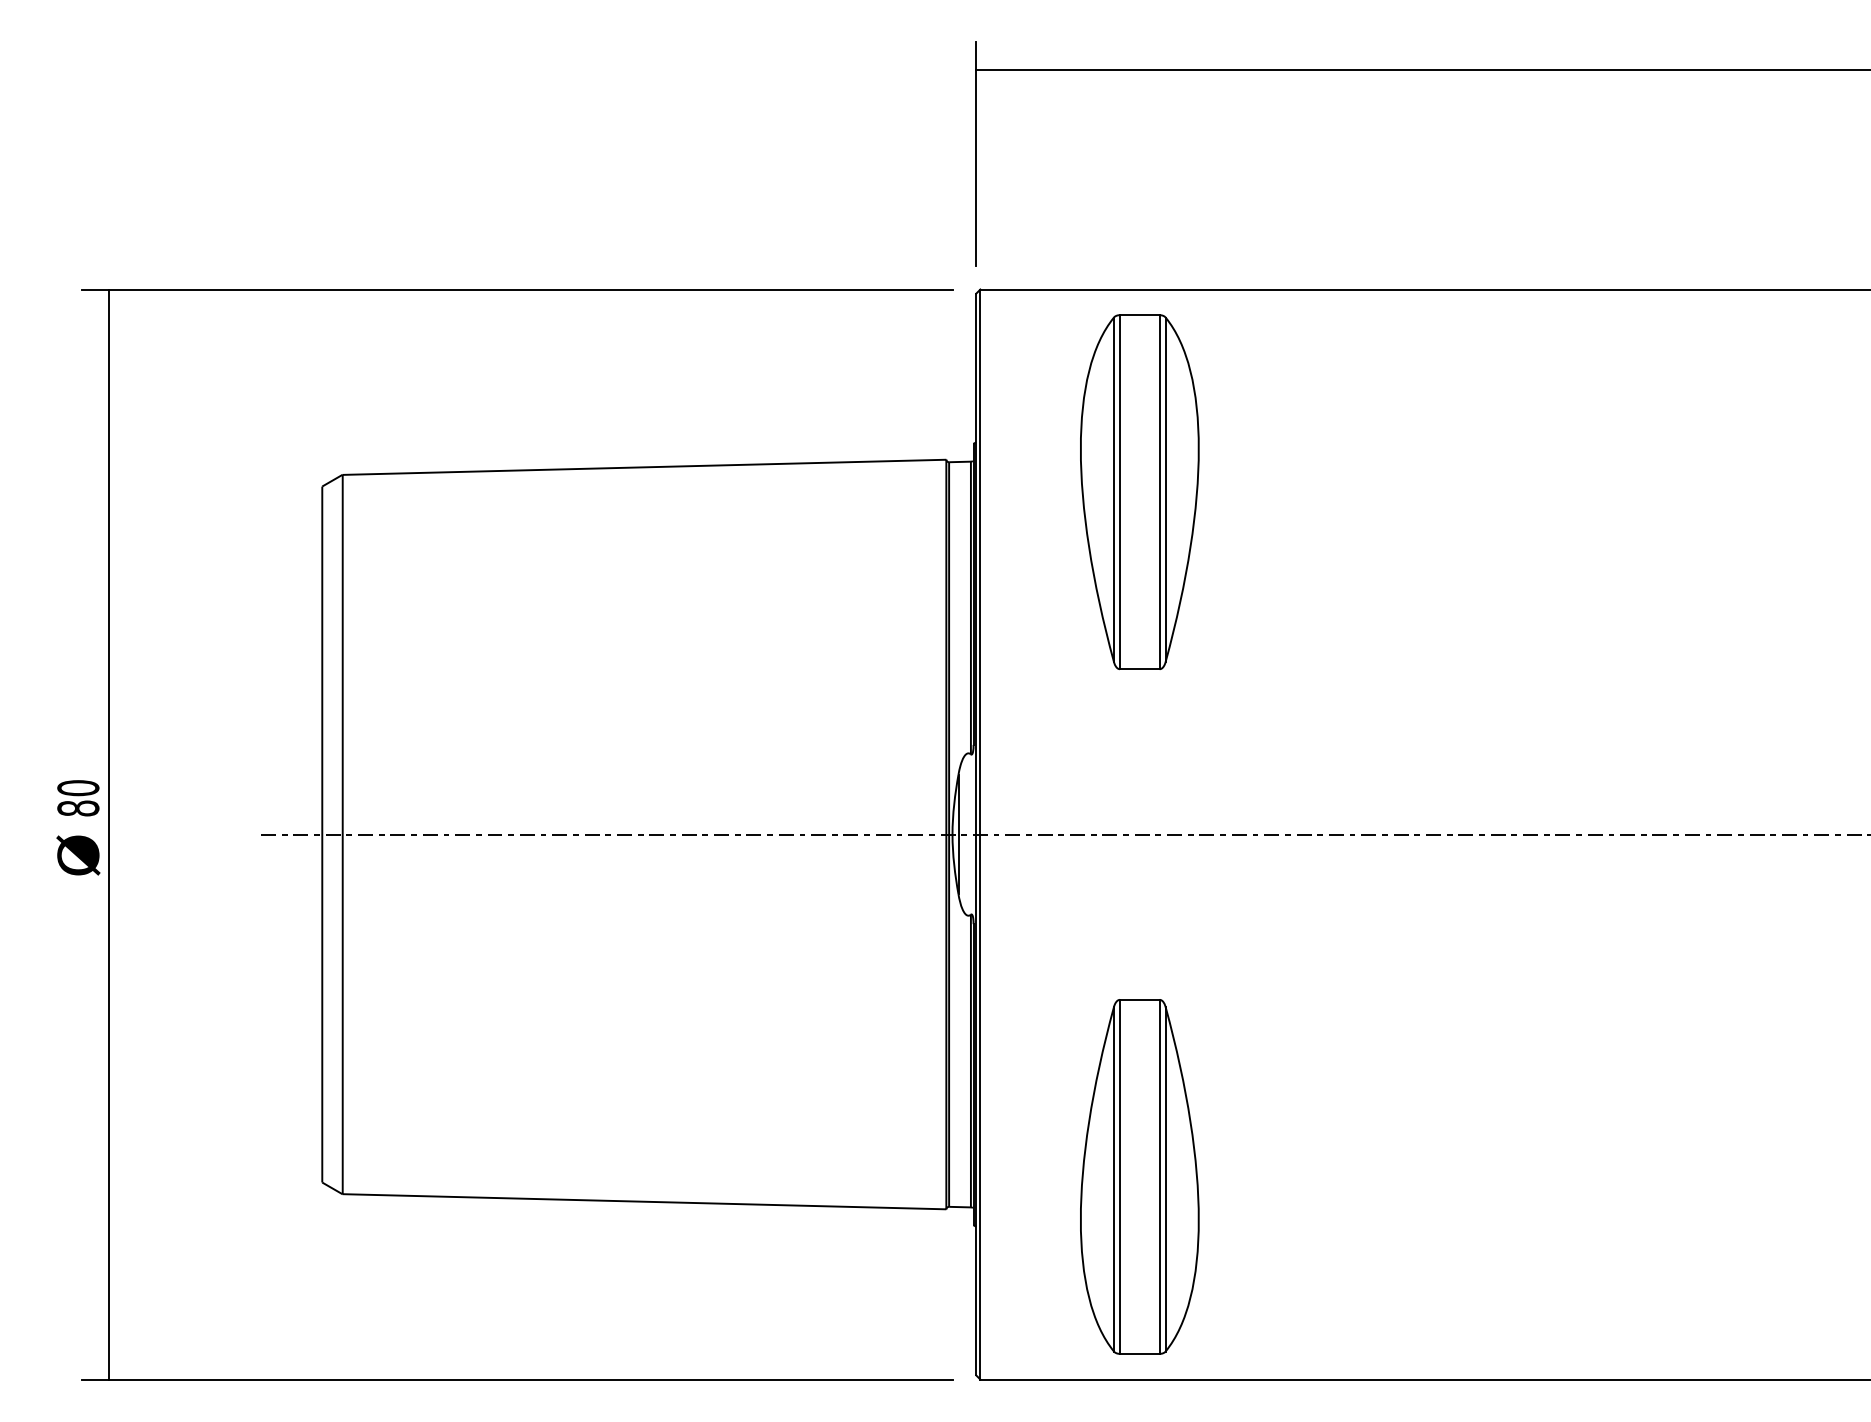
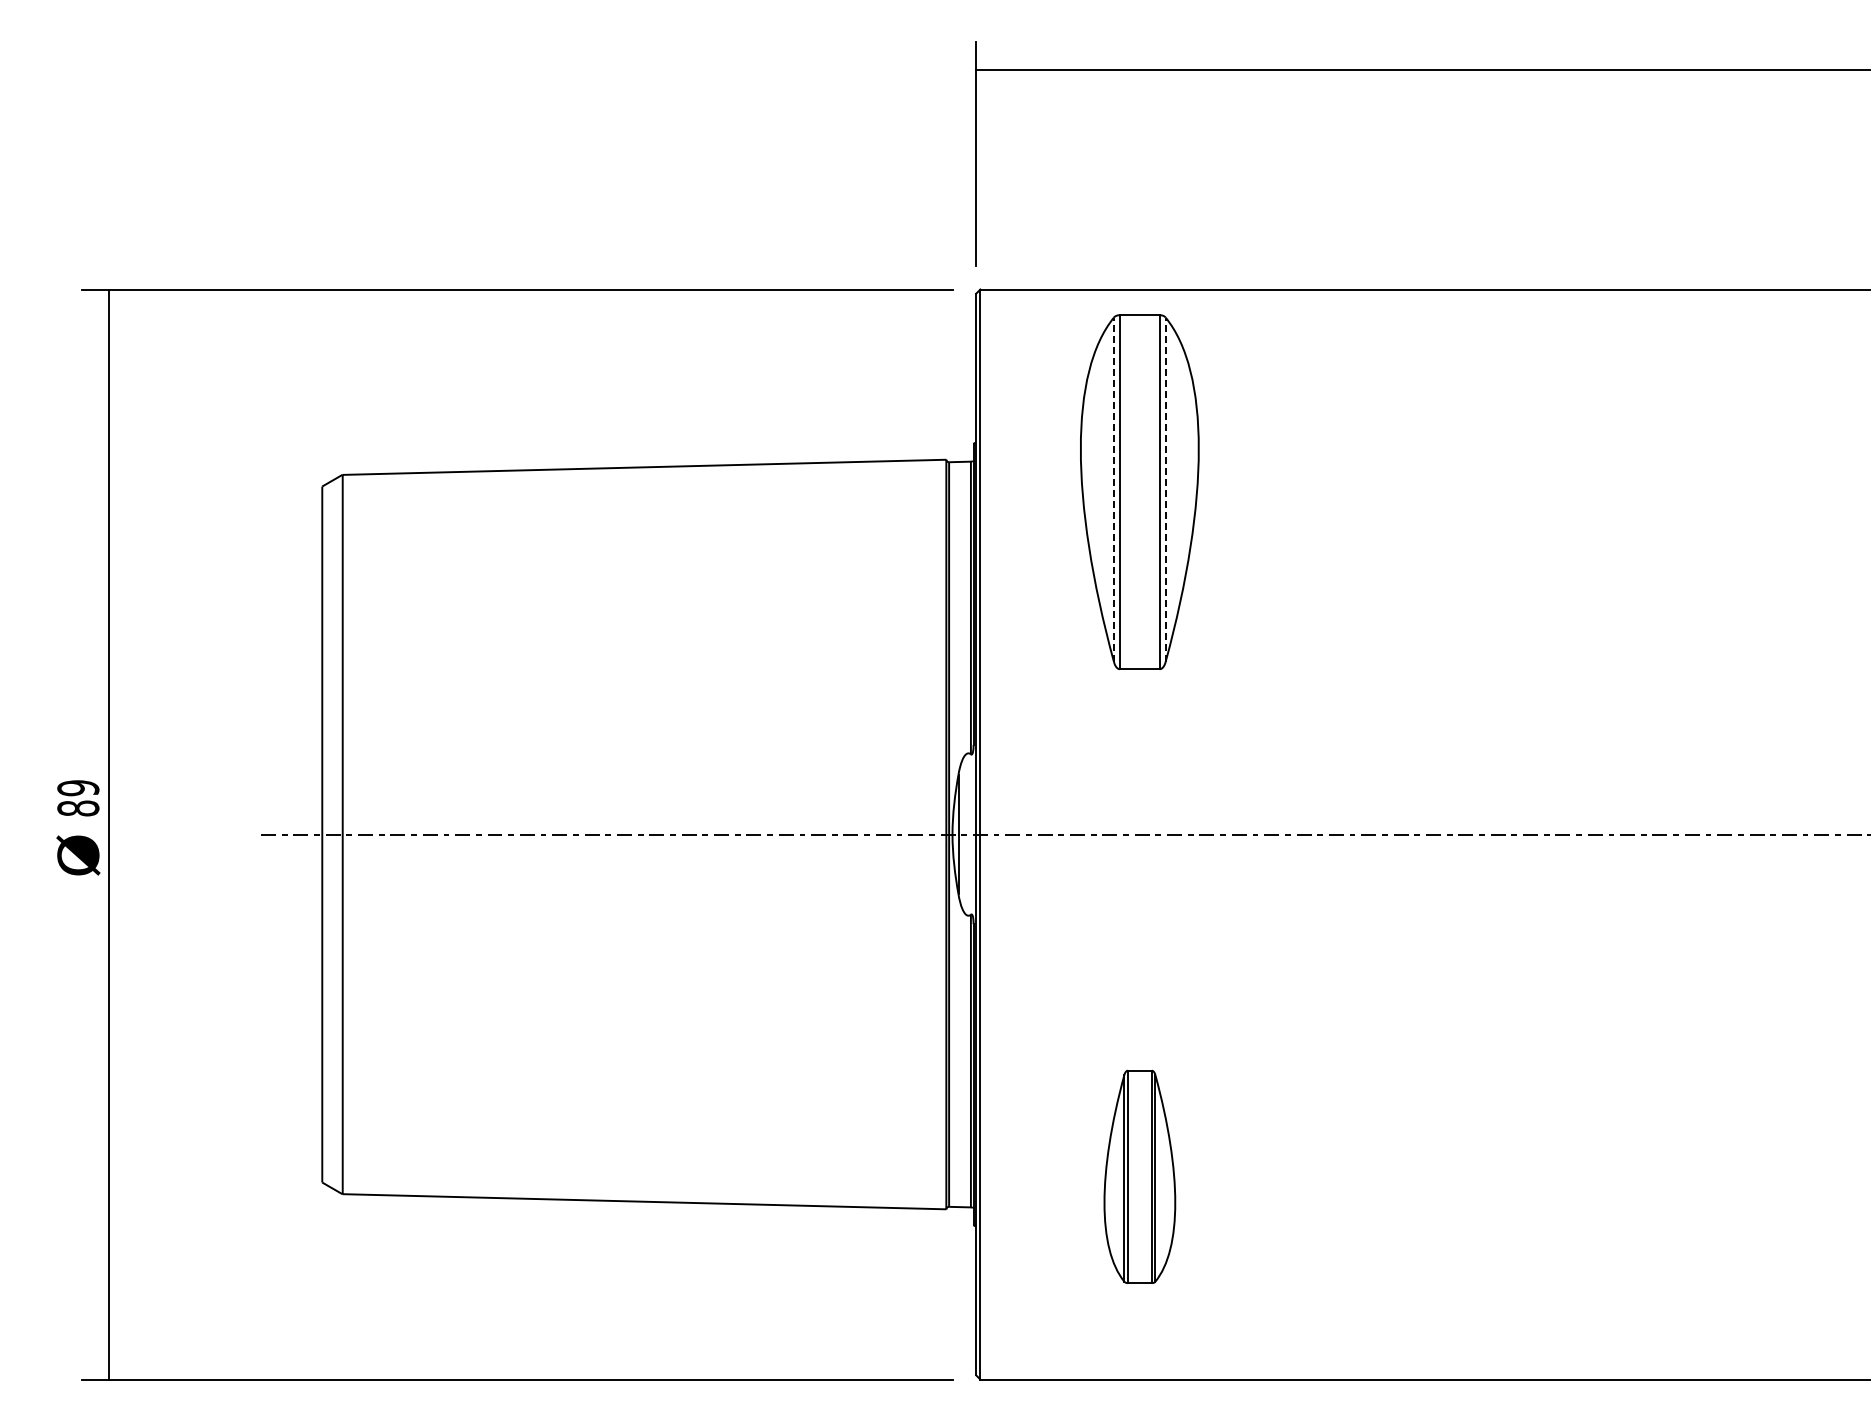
line: solid -> dashed (1114, 489)
line: solid -> dashed (1165, 489)
text: 80 -> 89 (78, 788)
part size: 120x356 px -> 74x215 px (1139, 1176)
